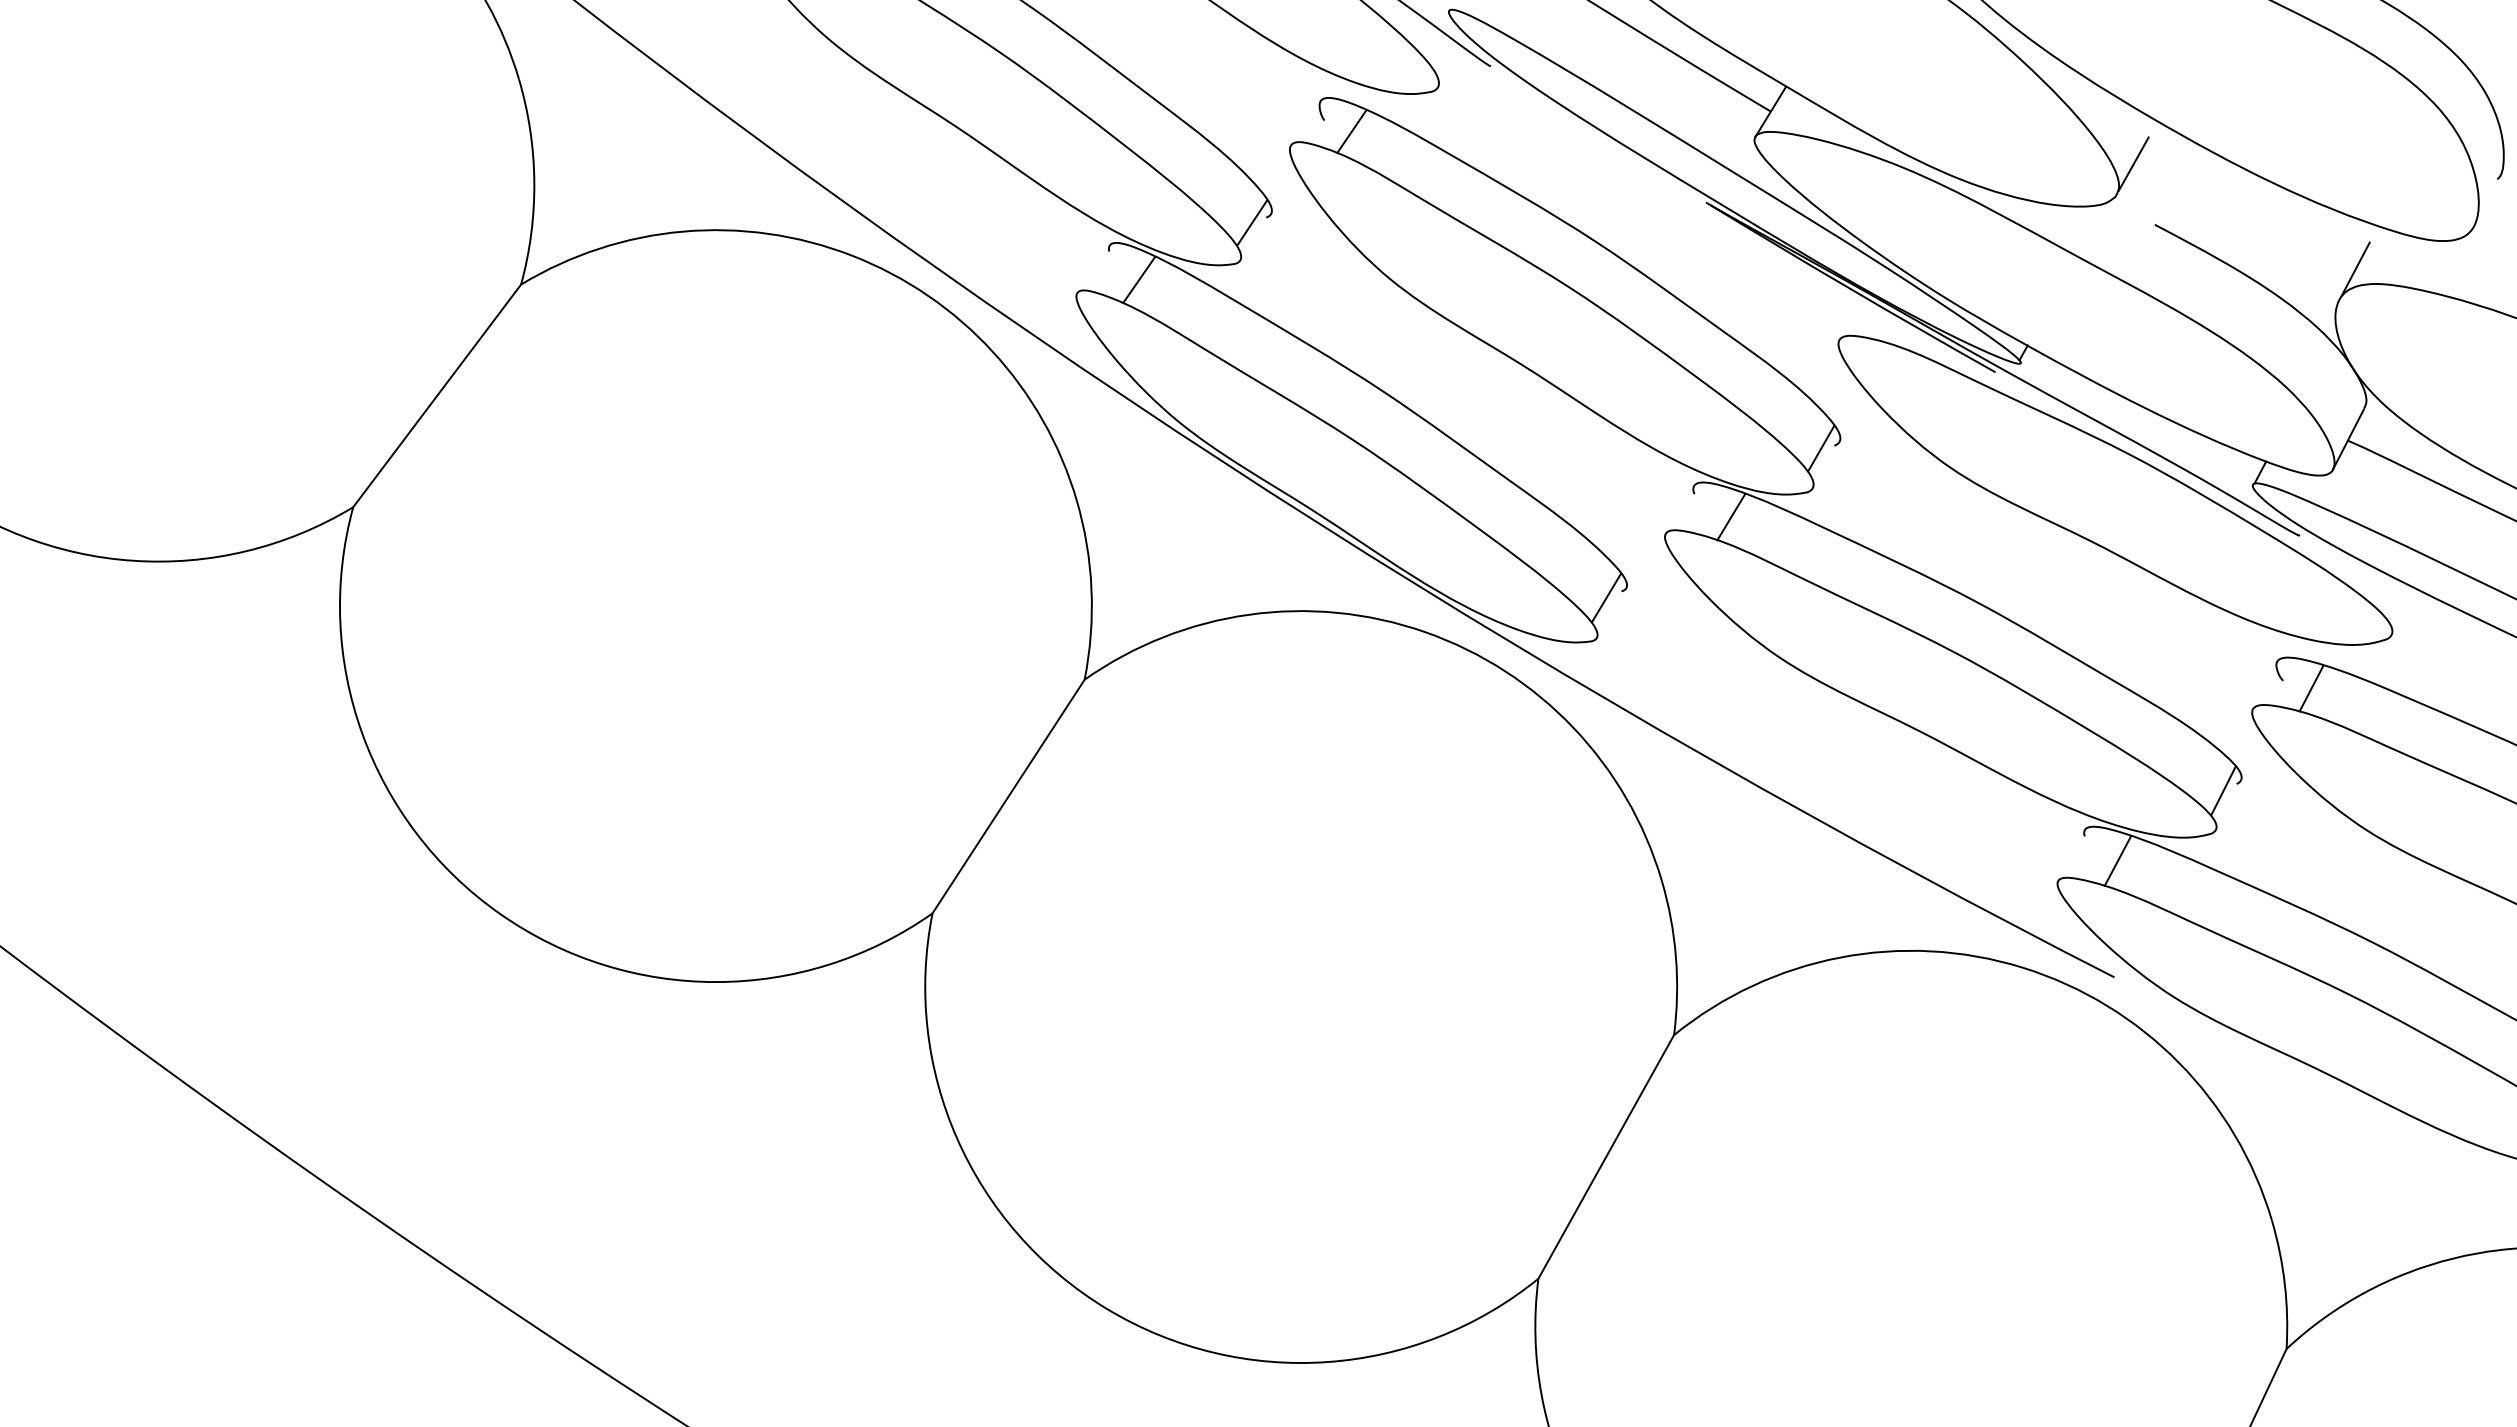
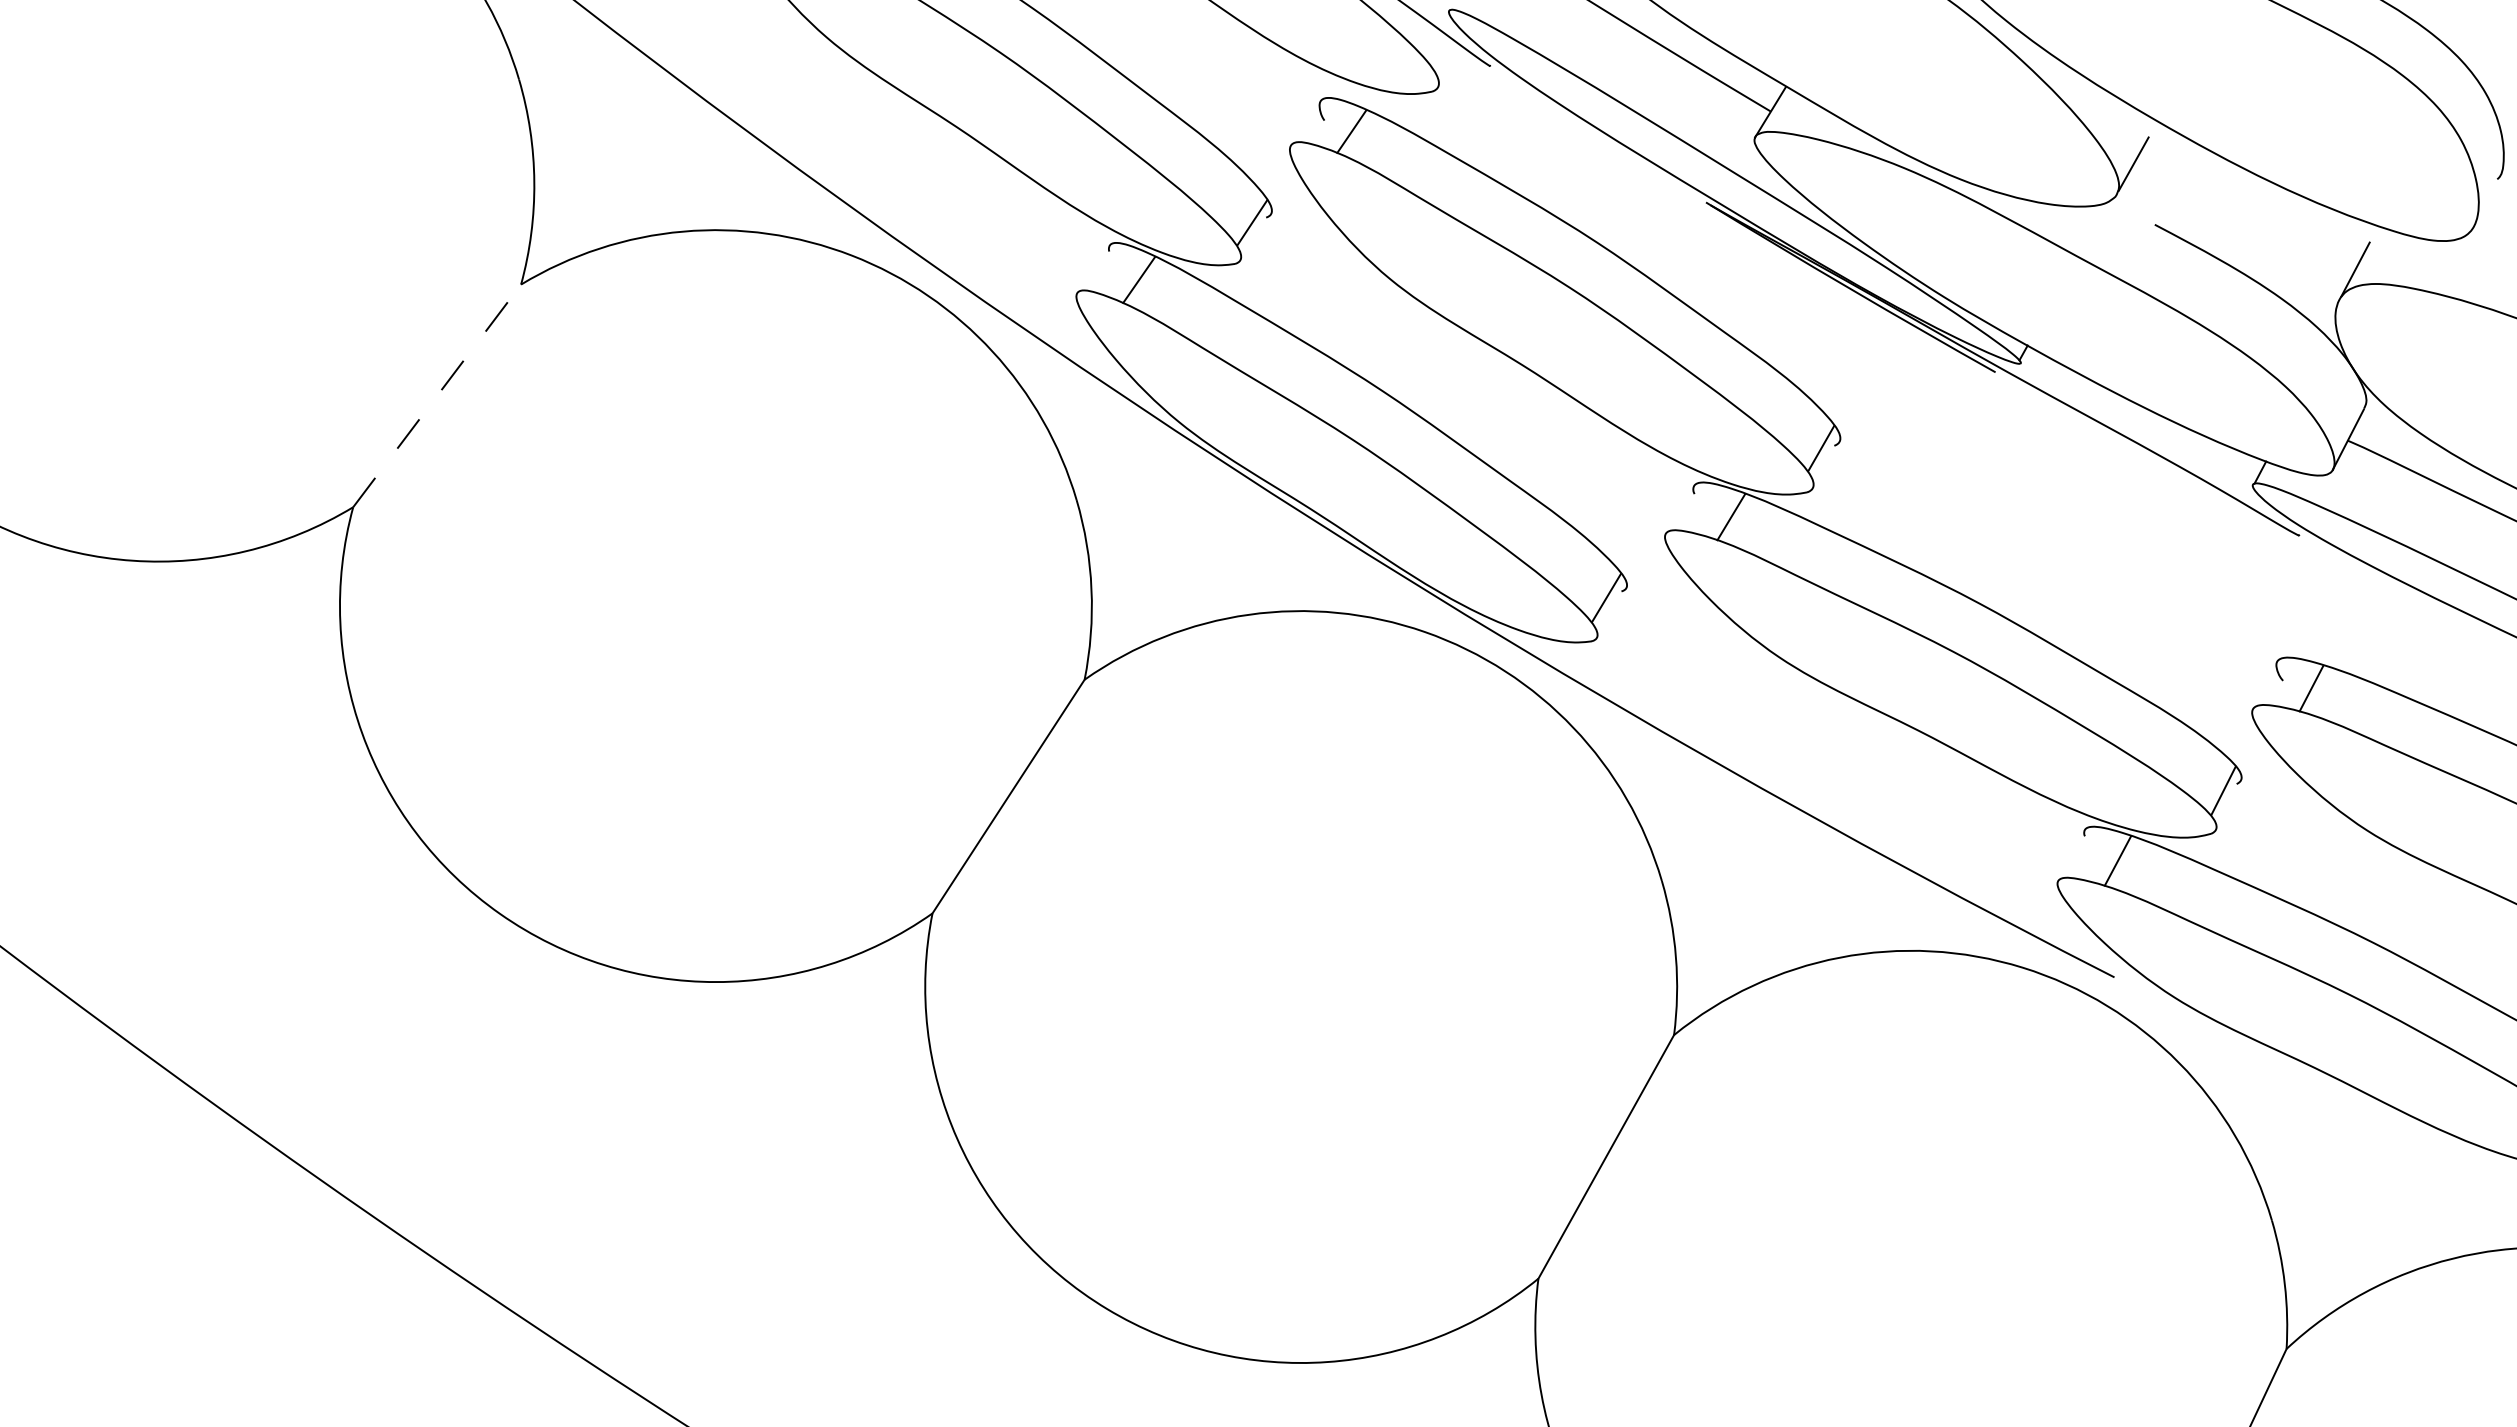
line: solid -> dashed (437, 395)
part: present -> none (2115, 489)
